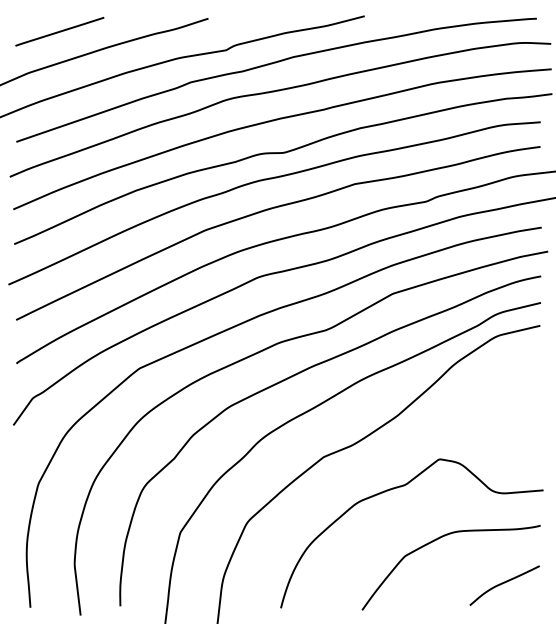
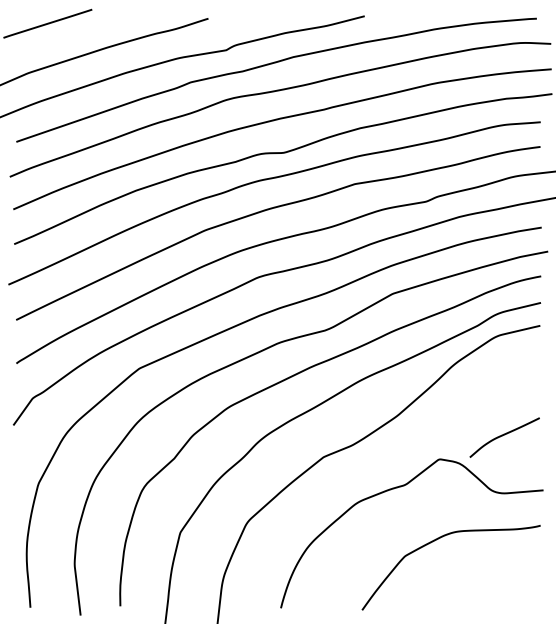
line position: (59, 31) -> (47, 23) (47, 23)
curve position: (504, 583) -> (504, 435) (504, 435)
